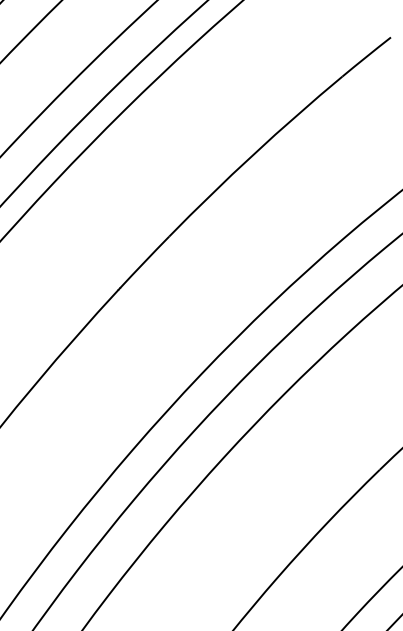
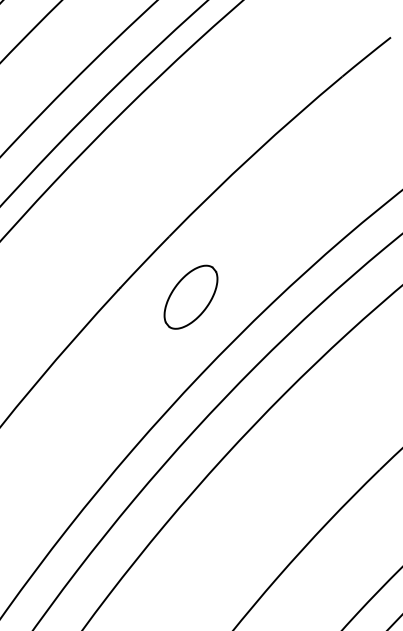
part: none -> present (190, 296)
